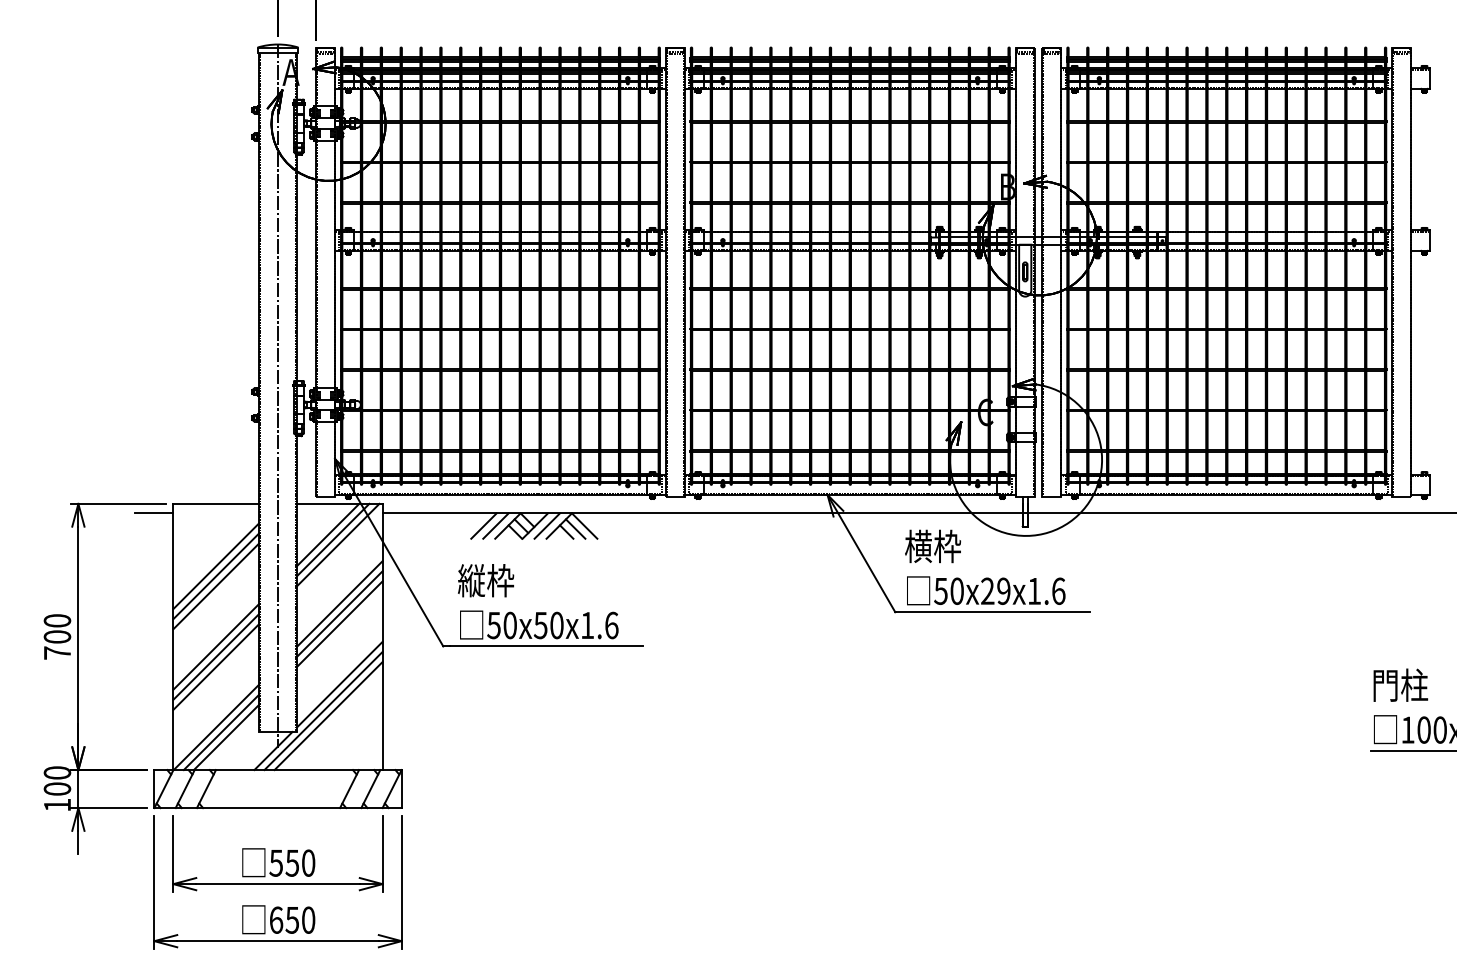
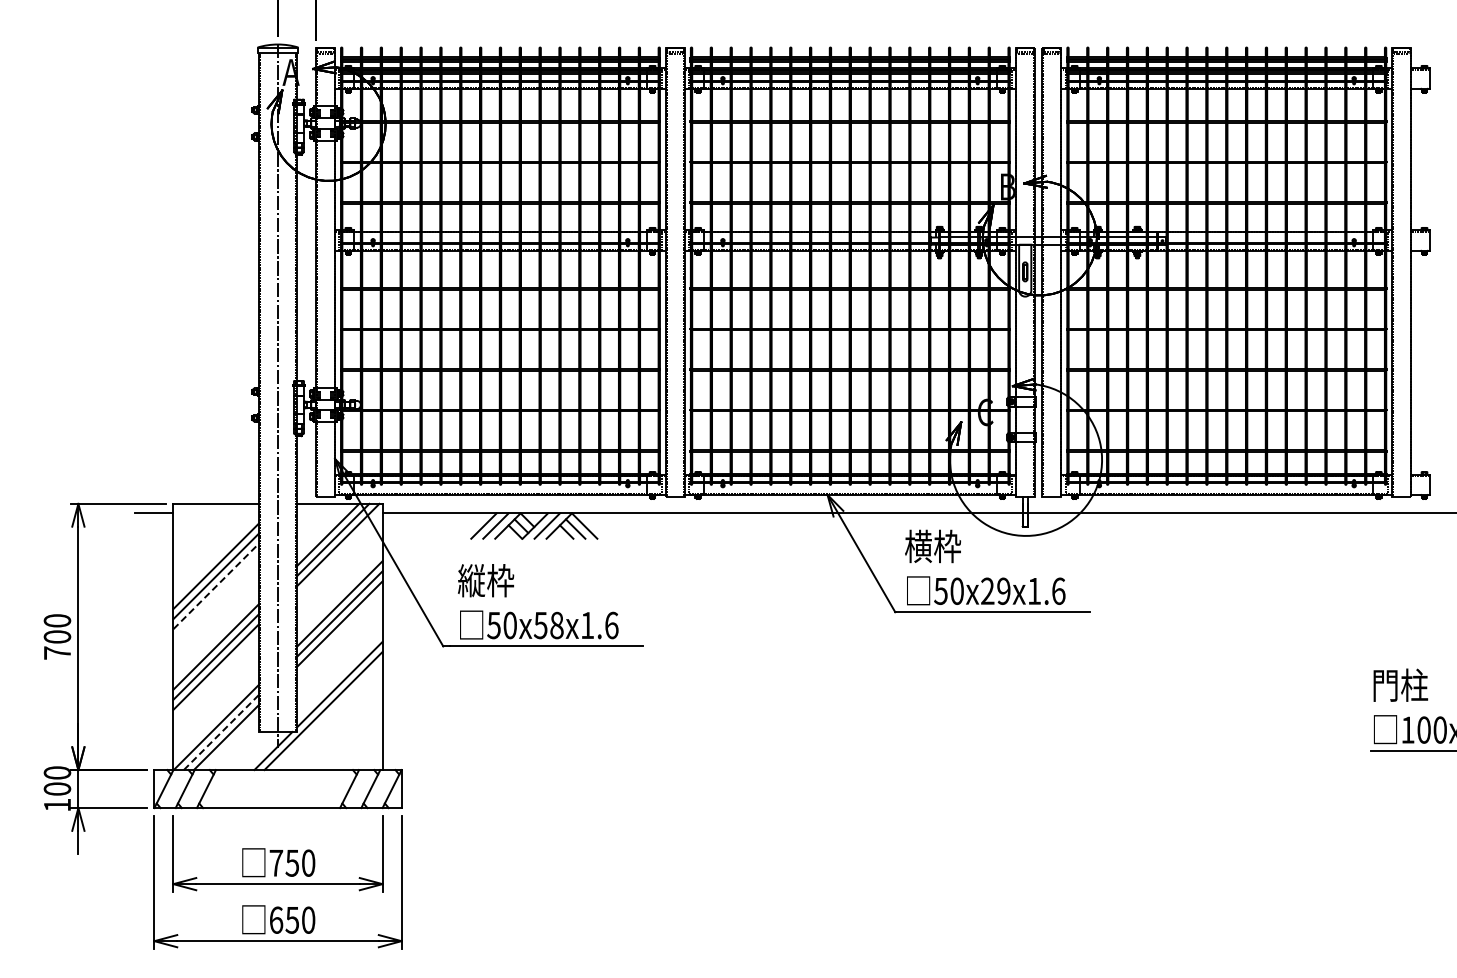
line: solid -> dashed (216, 586)
text: 50x50x1.6 -> 50x58x1.6 (556, 625)
line: present -> none (328, 716)
line: solid -> dashed (221, 732)
text: 550 -> 750 (276, 863)
